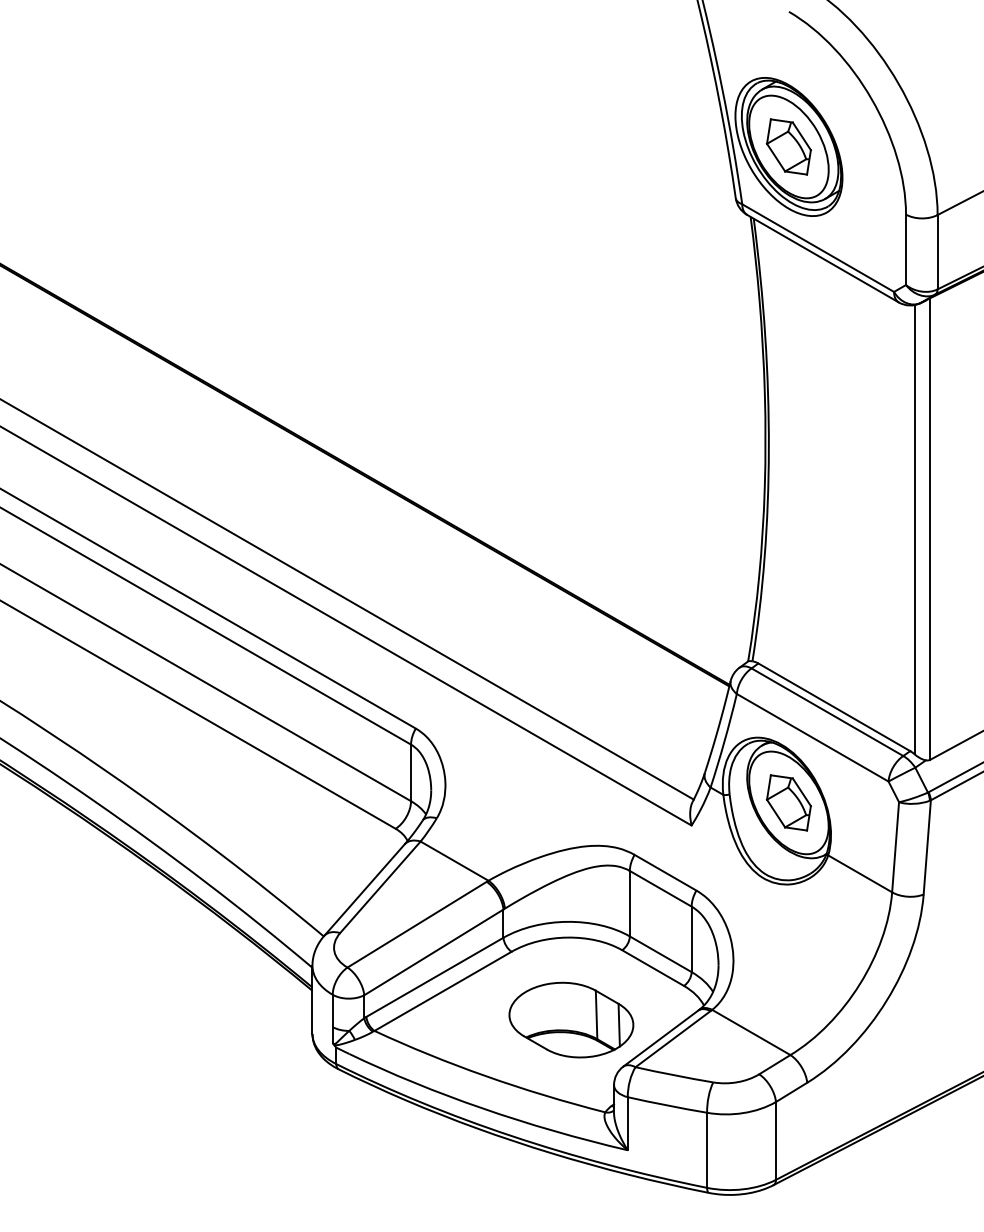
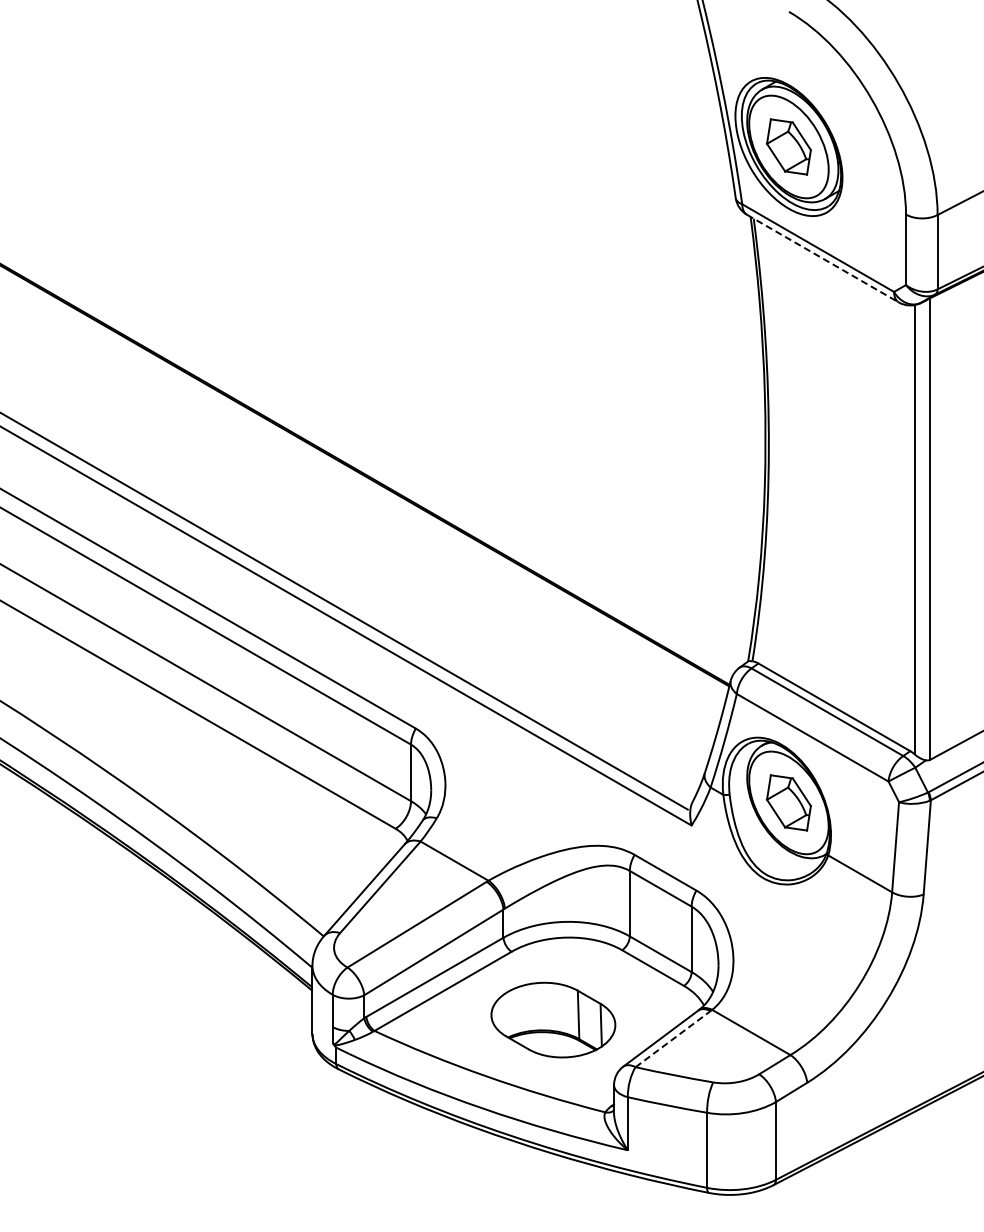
line: solid -> dashed (822, 258)
line position: (347, 599) -> (344, 611) (344, 611)
part position: (571, 1019) -> (553, 1019) (553, 1019)
line: solid -> dashed (673, 1039)
